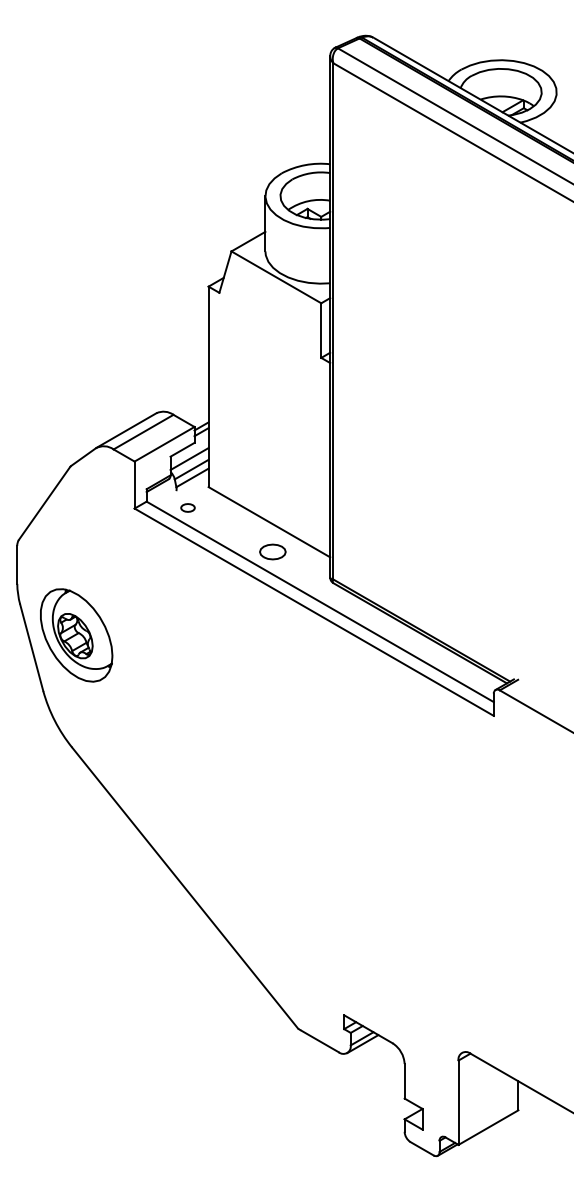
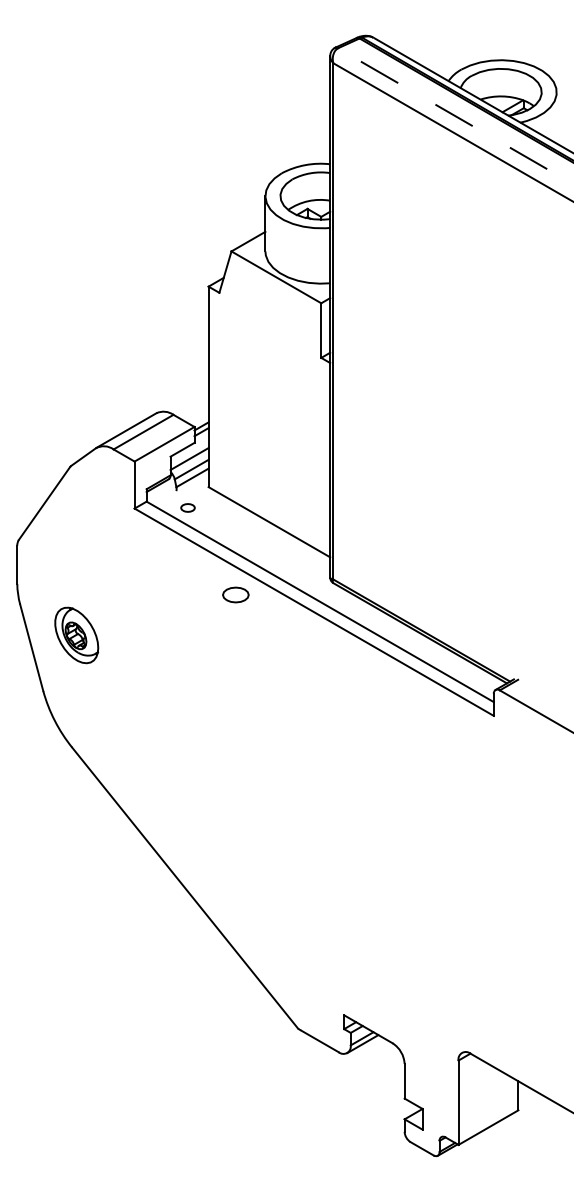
line: solid -> dashed (455, 116)
part position: (272, 551) -> (235, 594) (235, 594)
part size: 74x95 px -> 46x59 px (76, 635)
